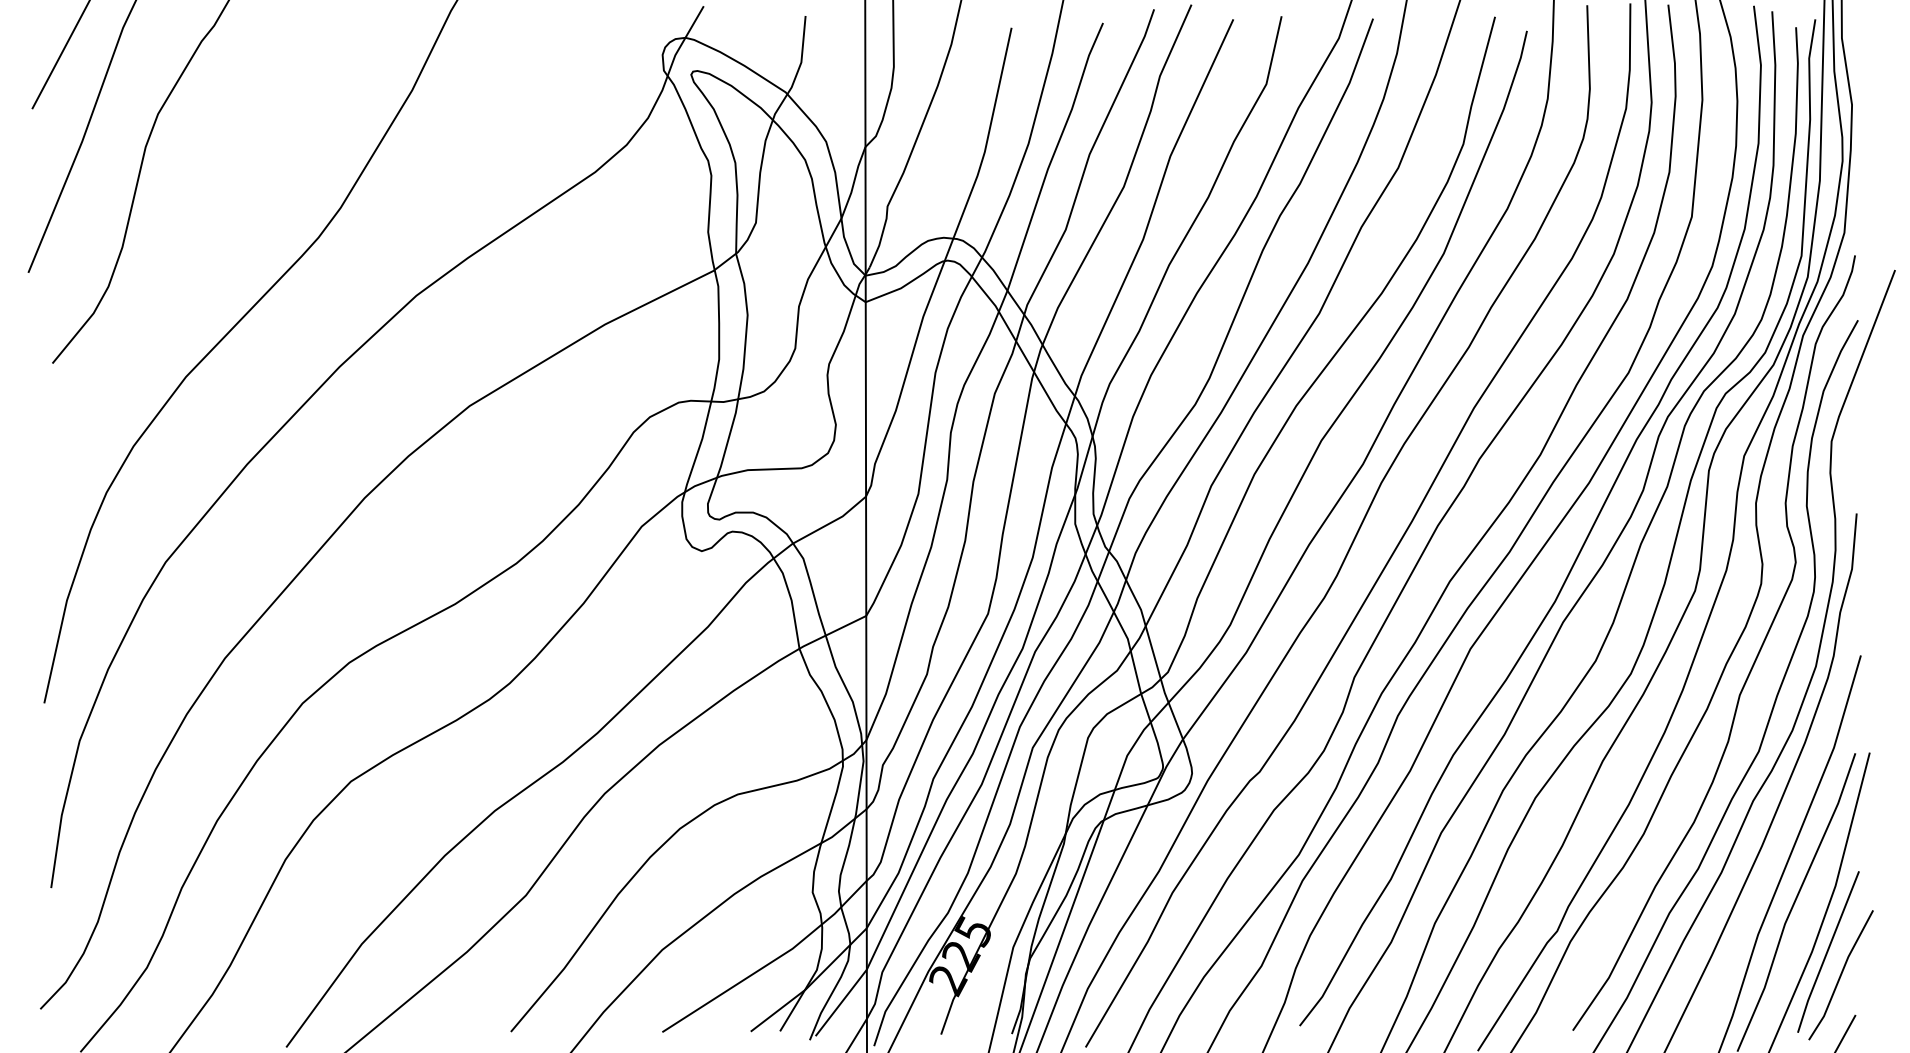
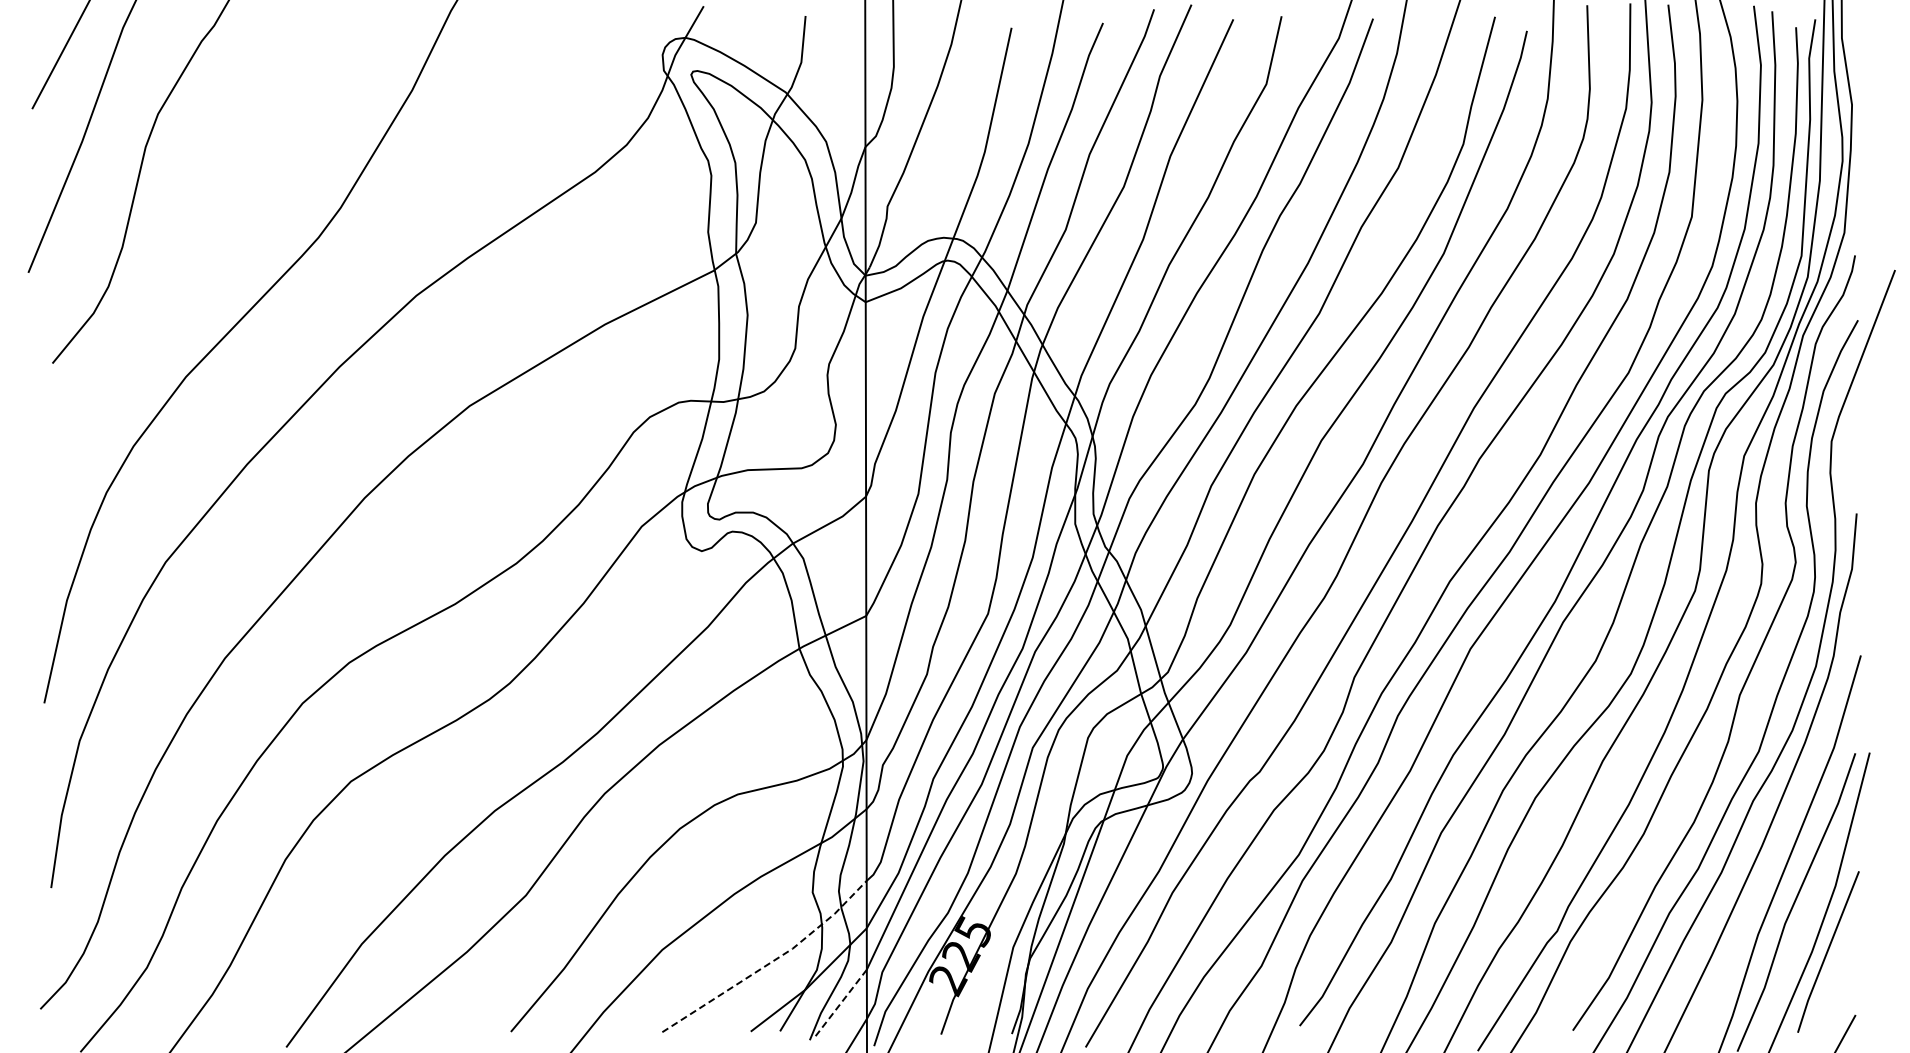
line: solid -> dashed (770, 962)
line: present -> none (1840, 975)
line: solid -> dashed (841, 1002)
